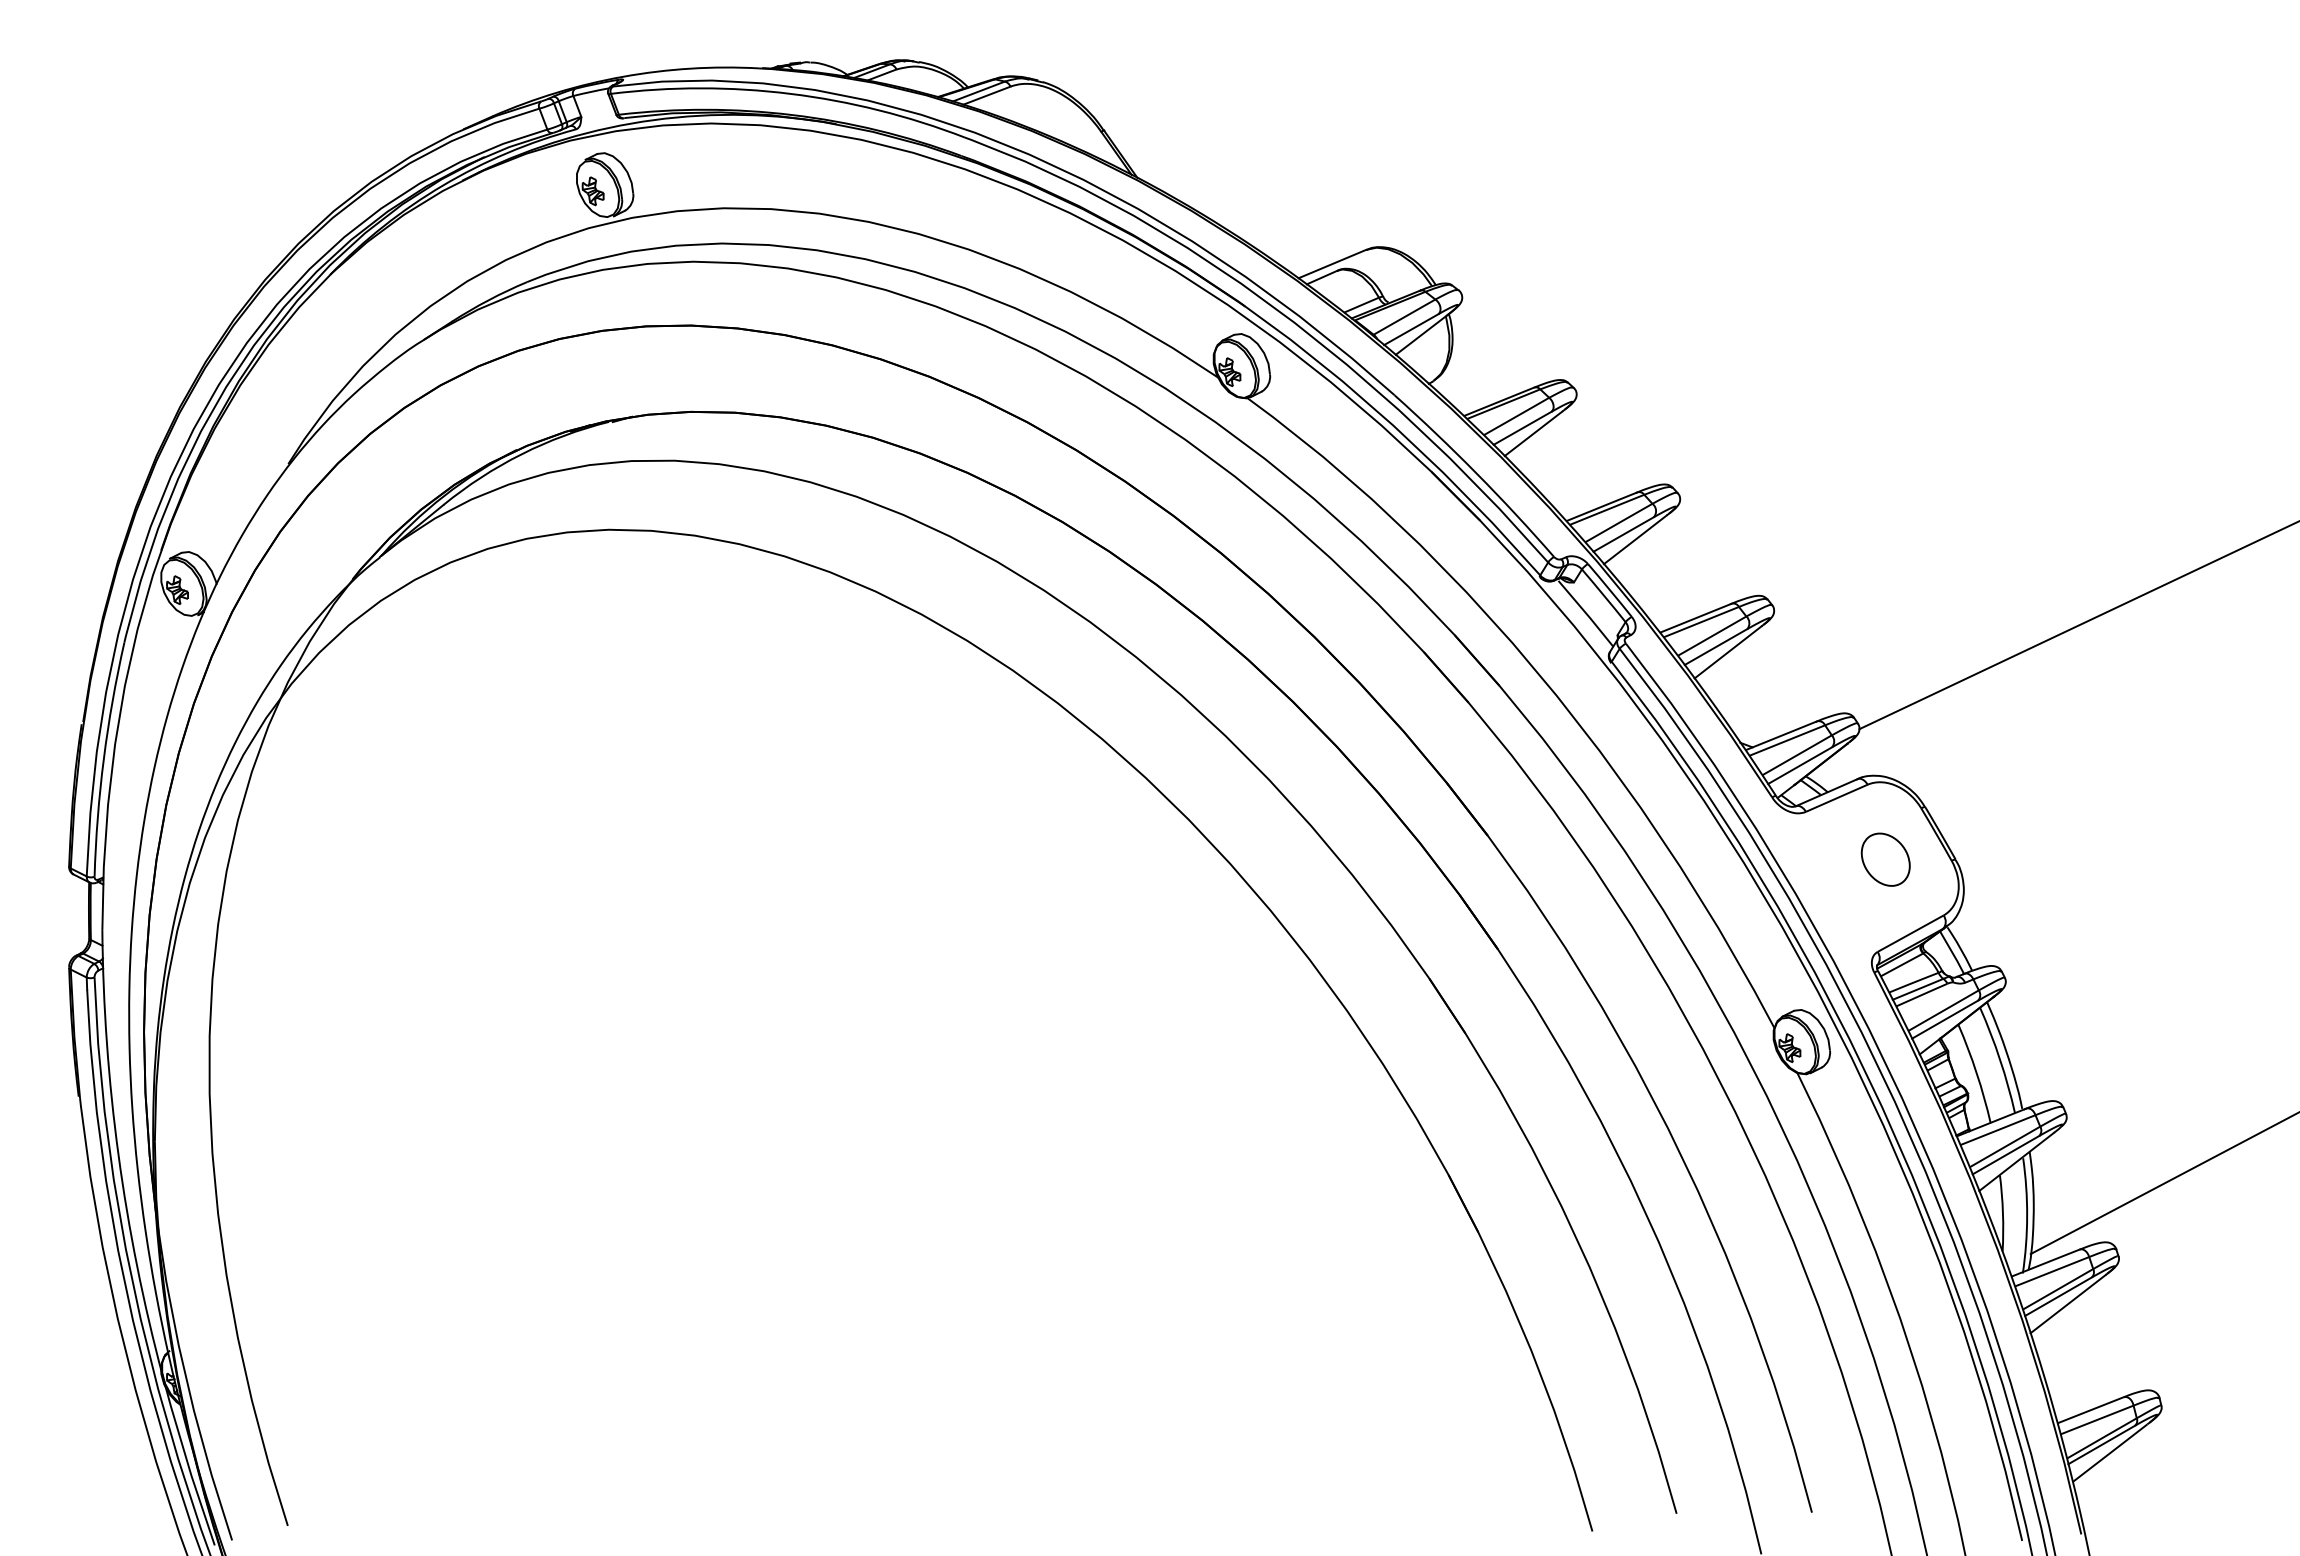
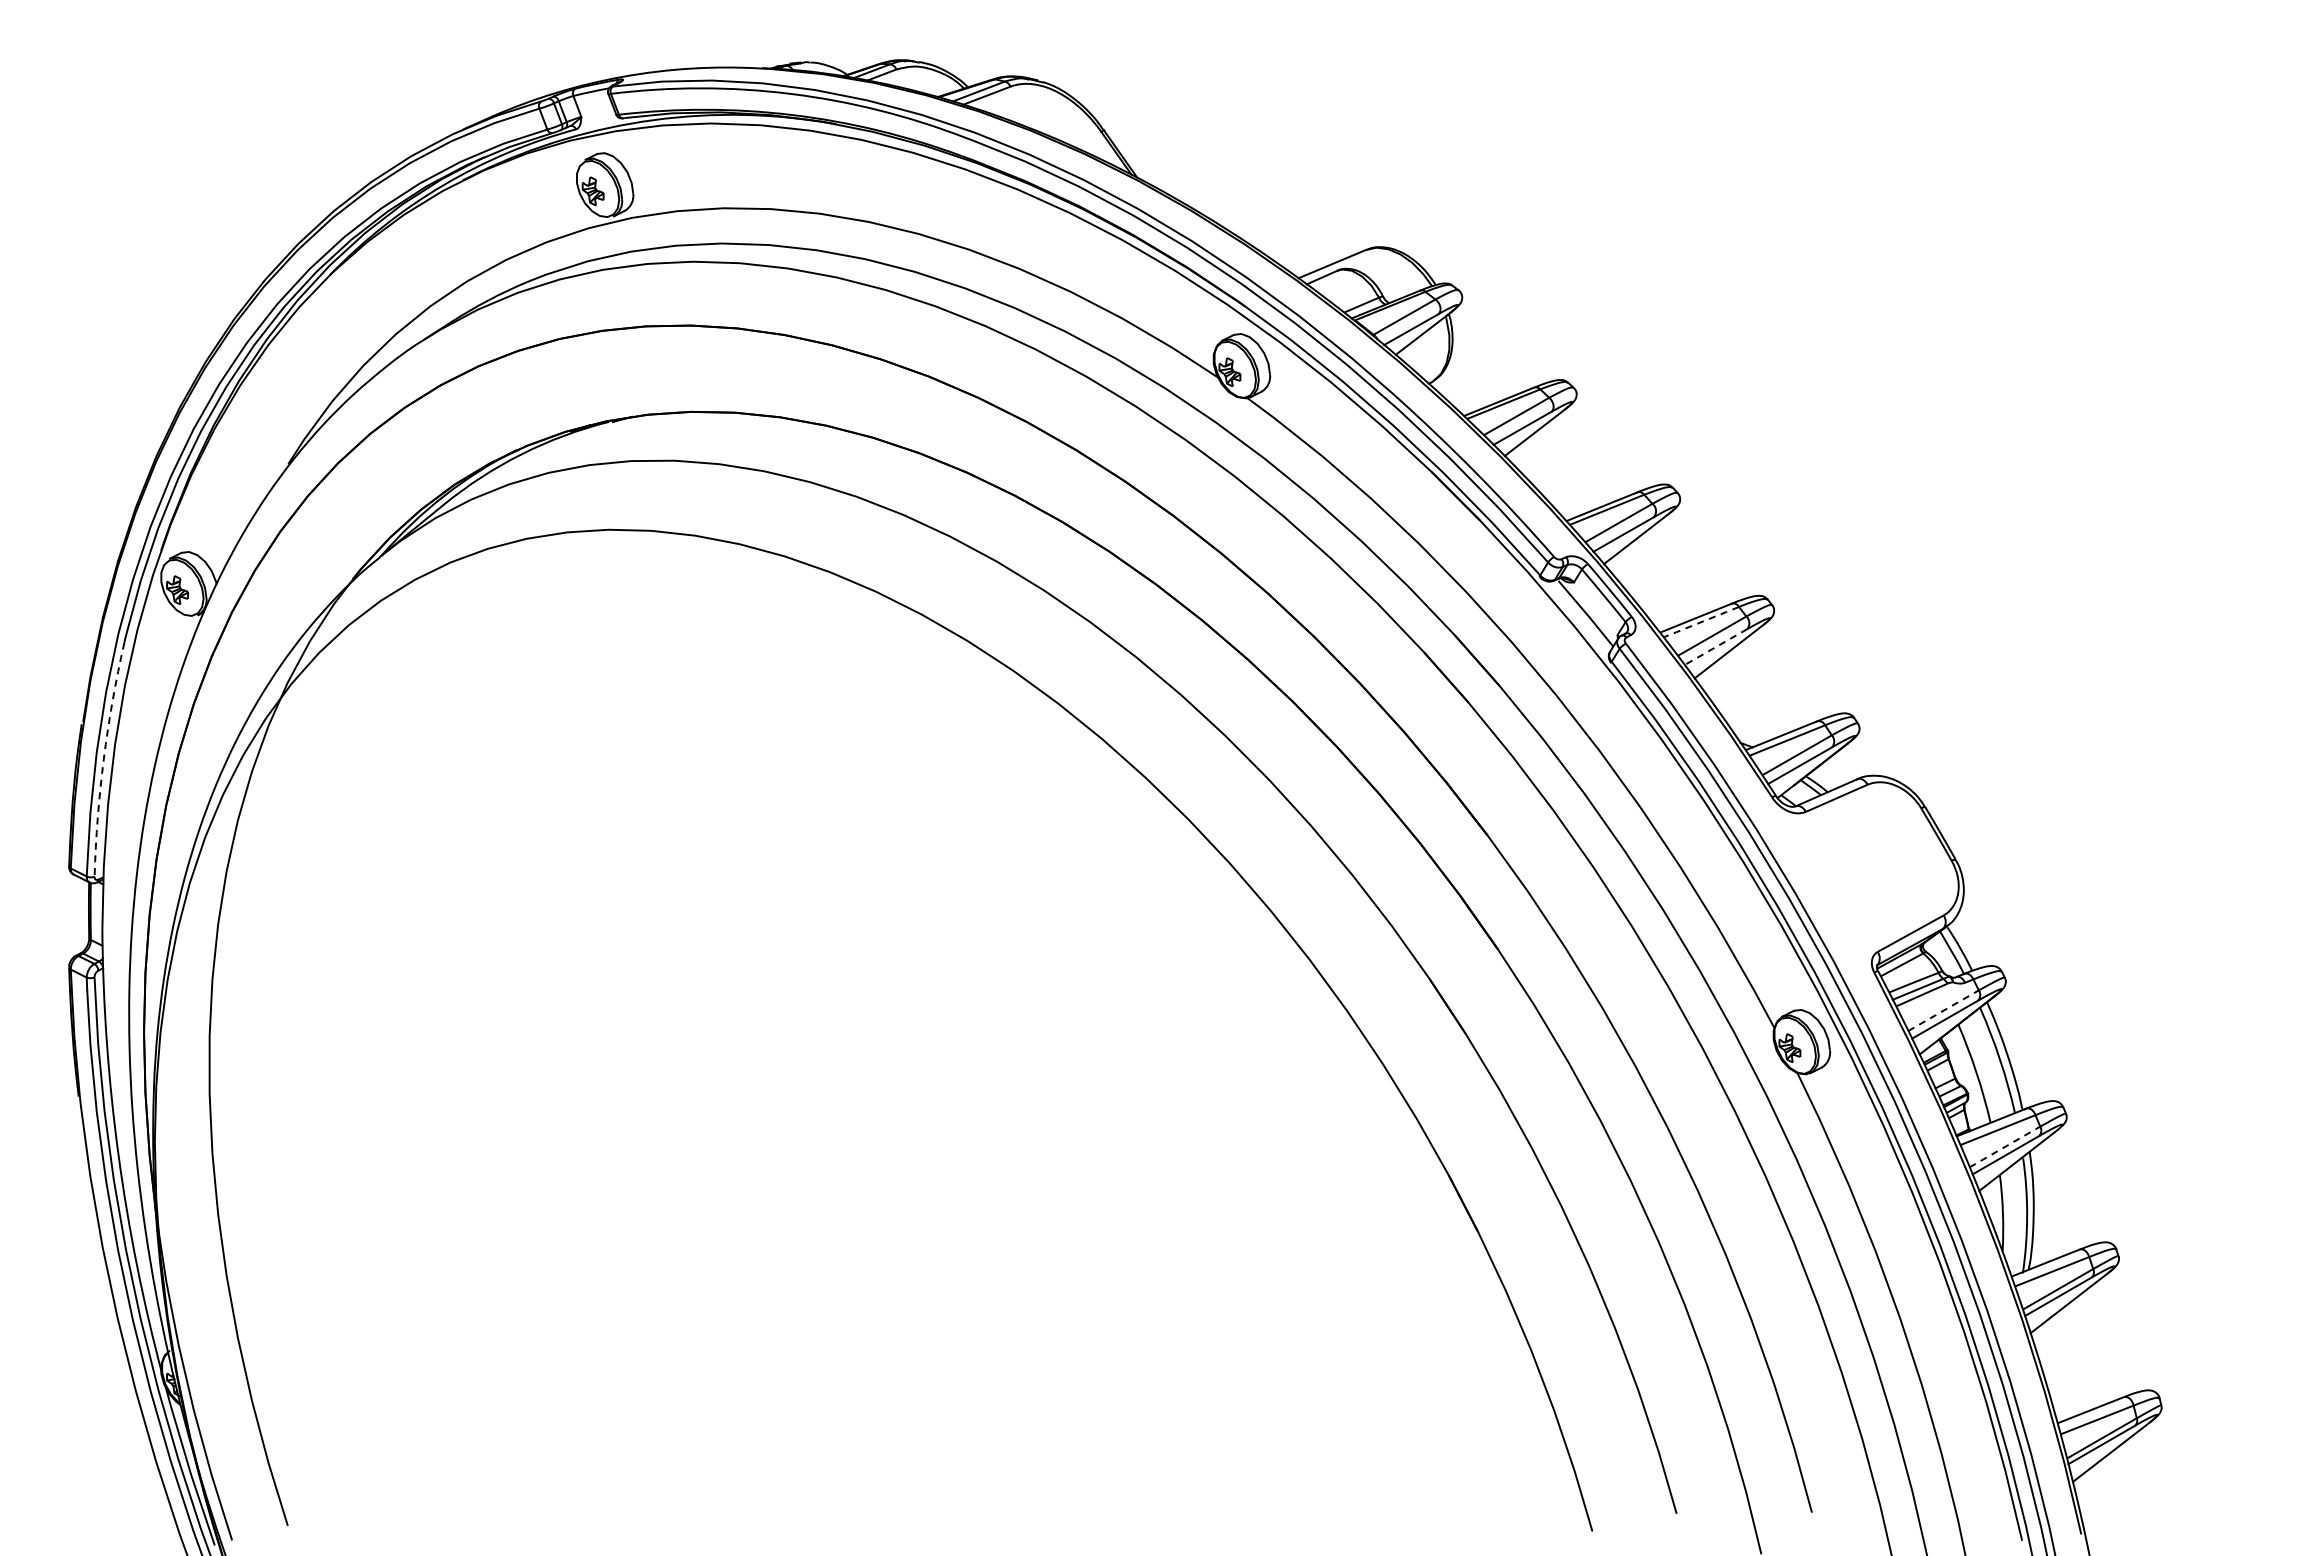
line: solid -> dashed (1700, 622)
line: present -> none (2077, 625)
line: solid -> dashed (1715, 647)
arc: solid -> dashed (103, 758)
part: present -> none (1885, 859)
line: solid -> dashed (1944, 1010)
line: solid -> dashed (2005, 1146)
line: present -> none (2163, 1183)
